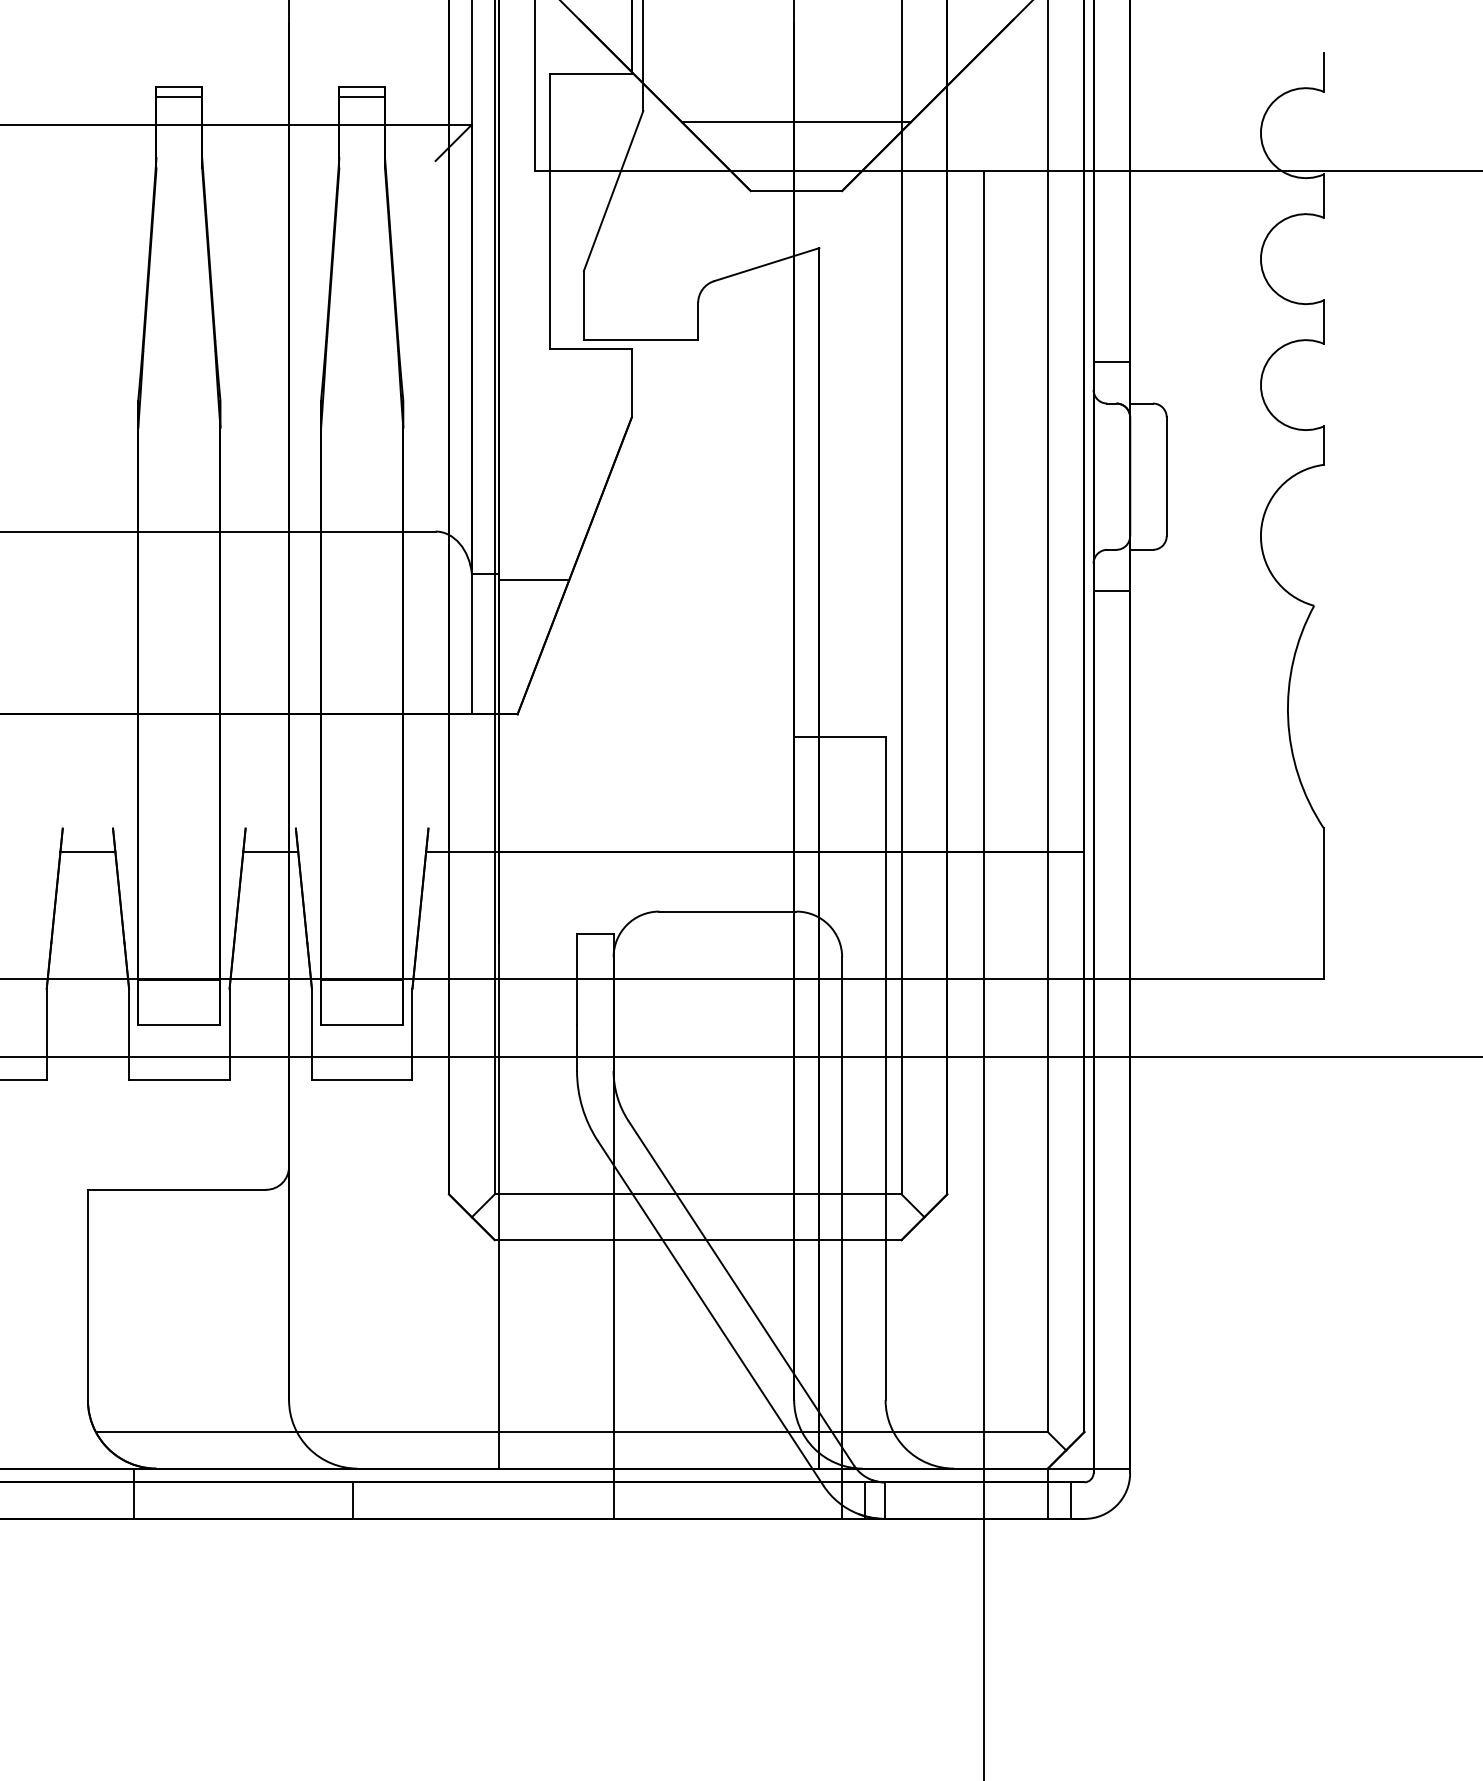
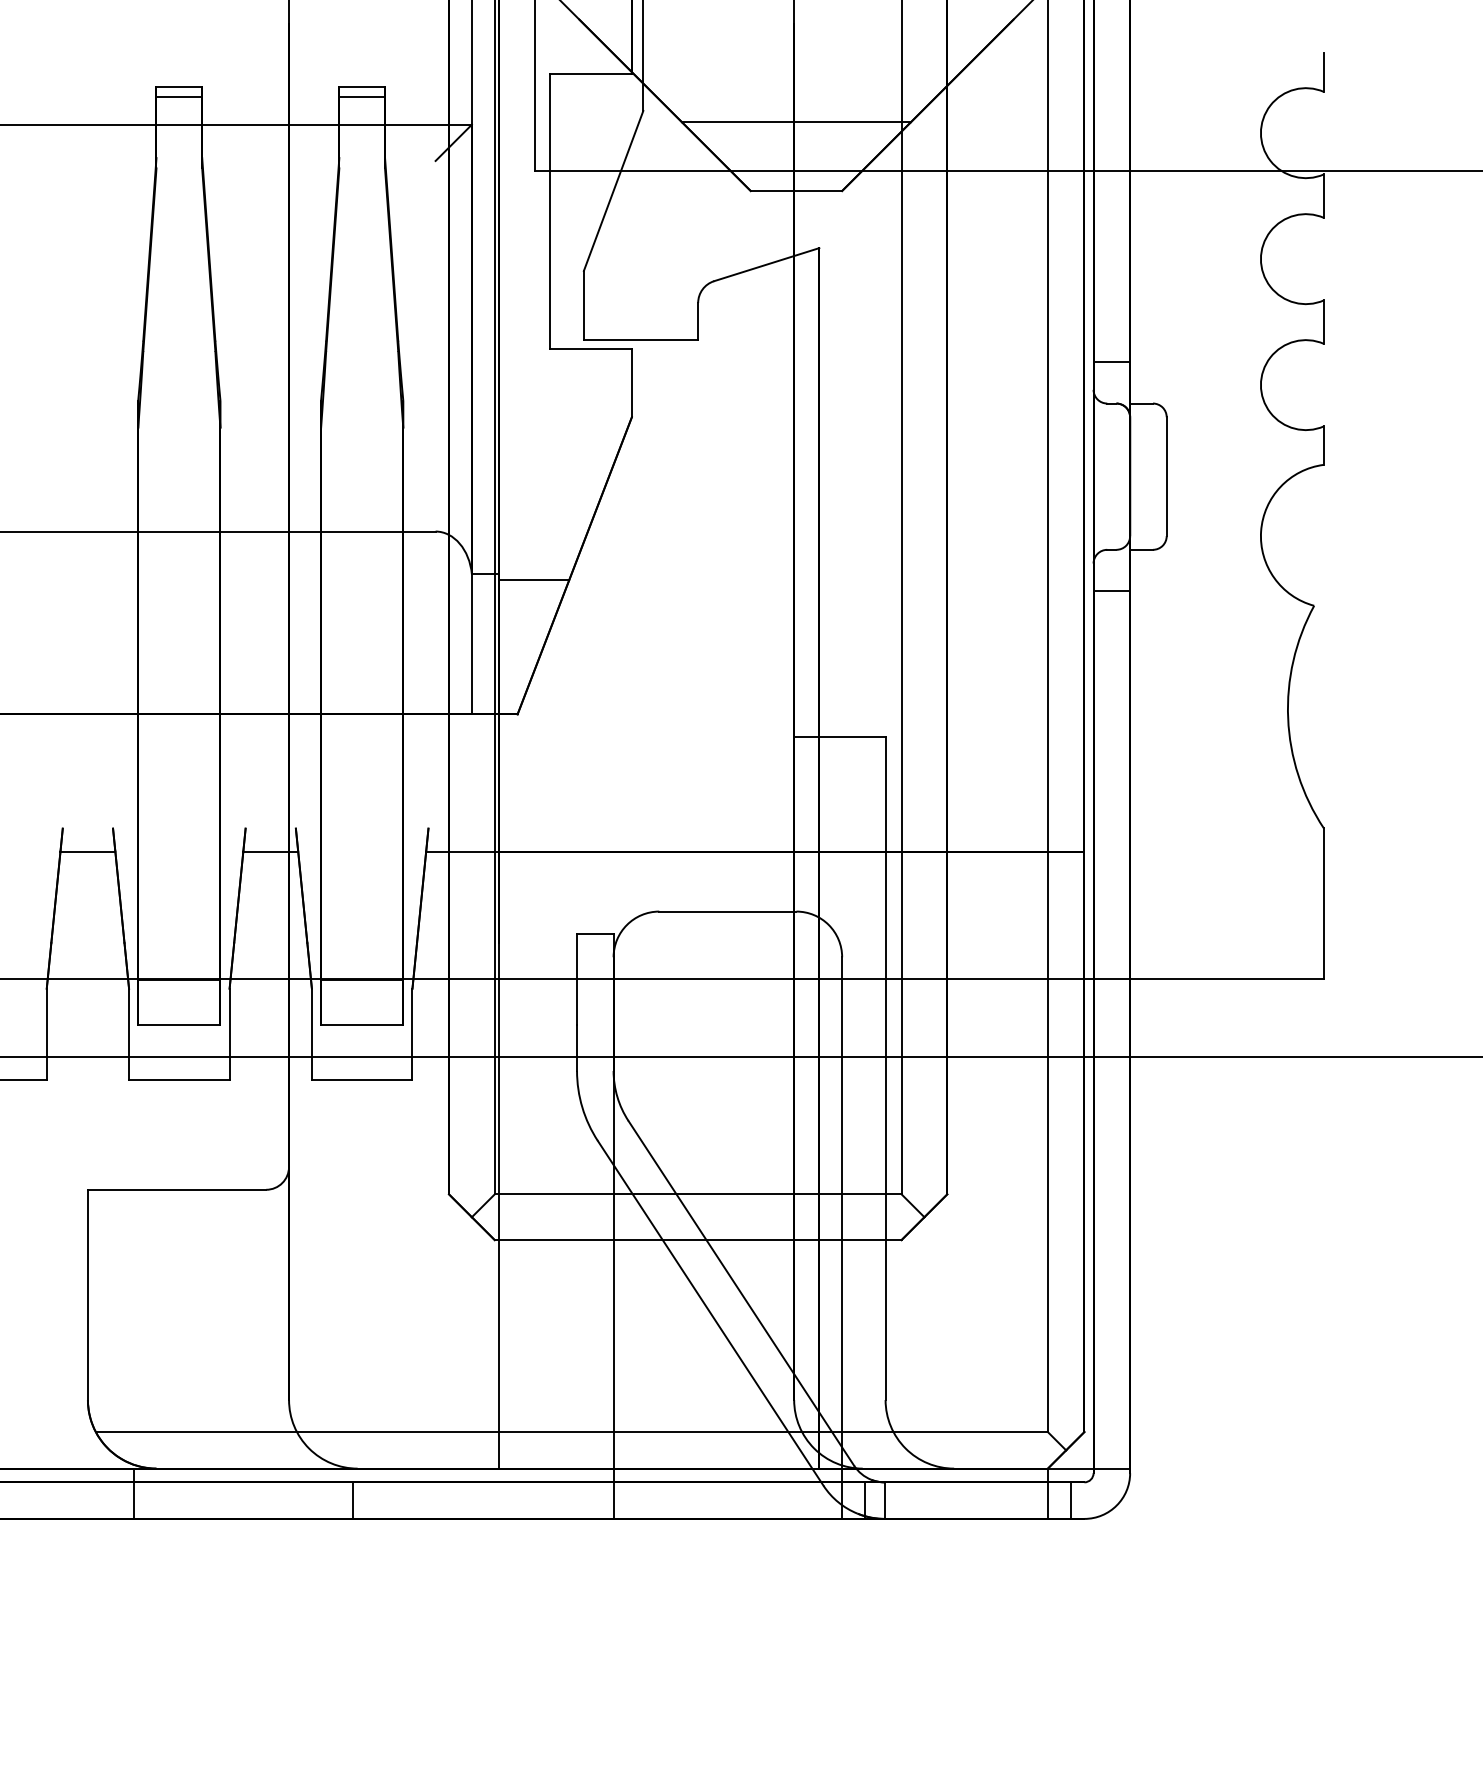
line: present -> none (984, 973)
